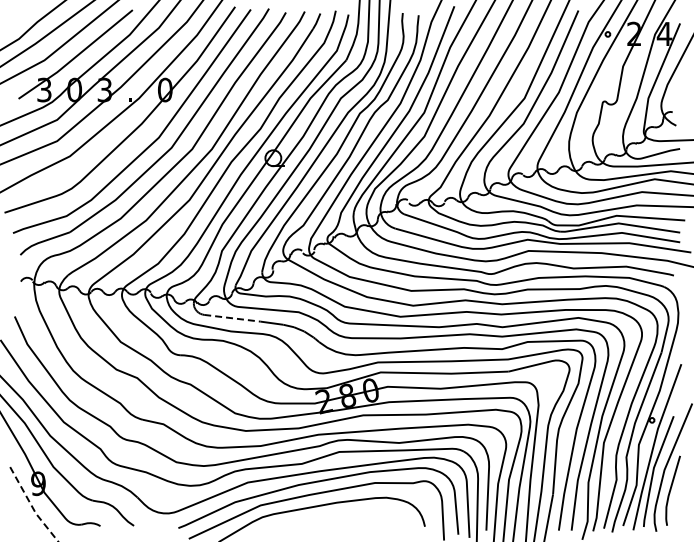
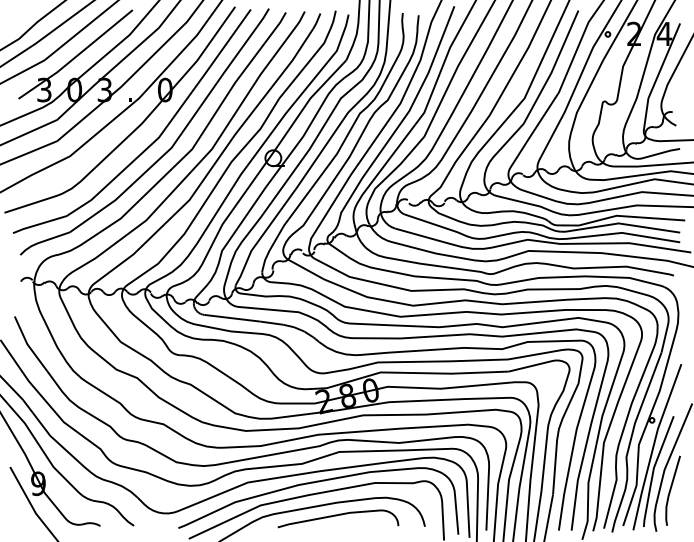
line: dashed -> solid (232, 318)
line: dashed -> solid (32, 506)
curve: none -> present (337, 516)
